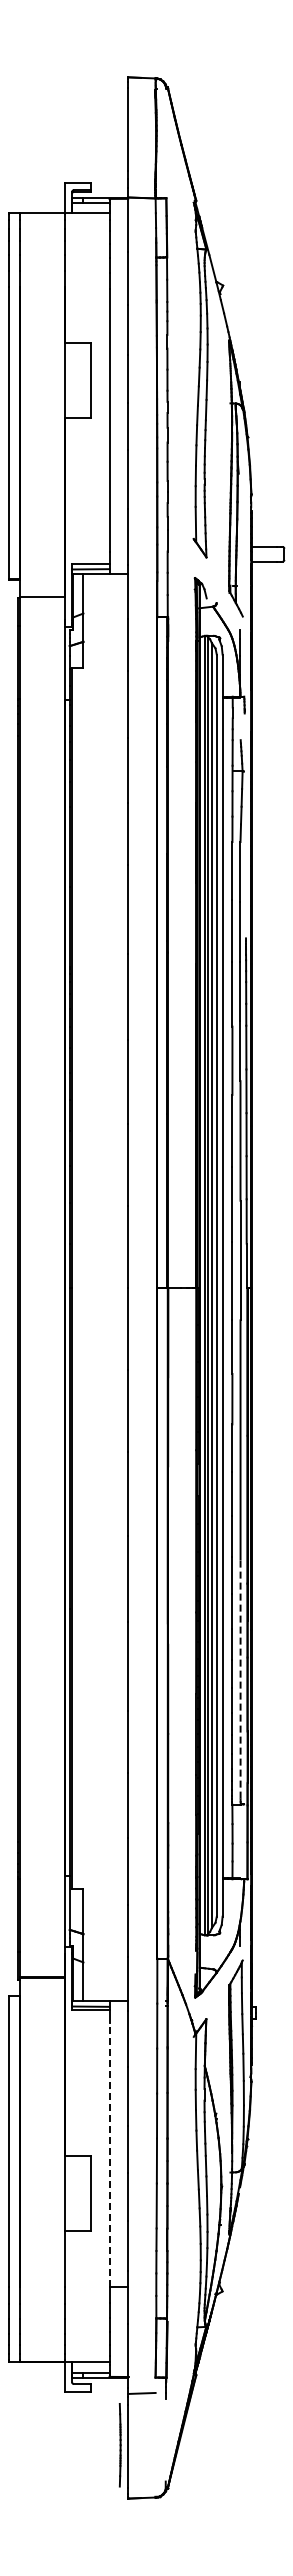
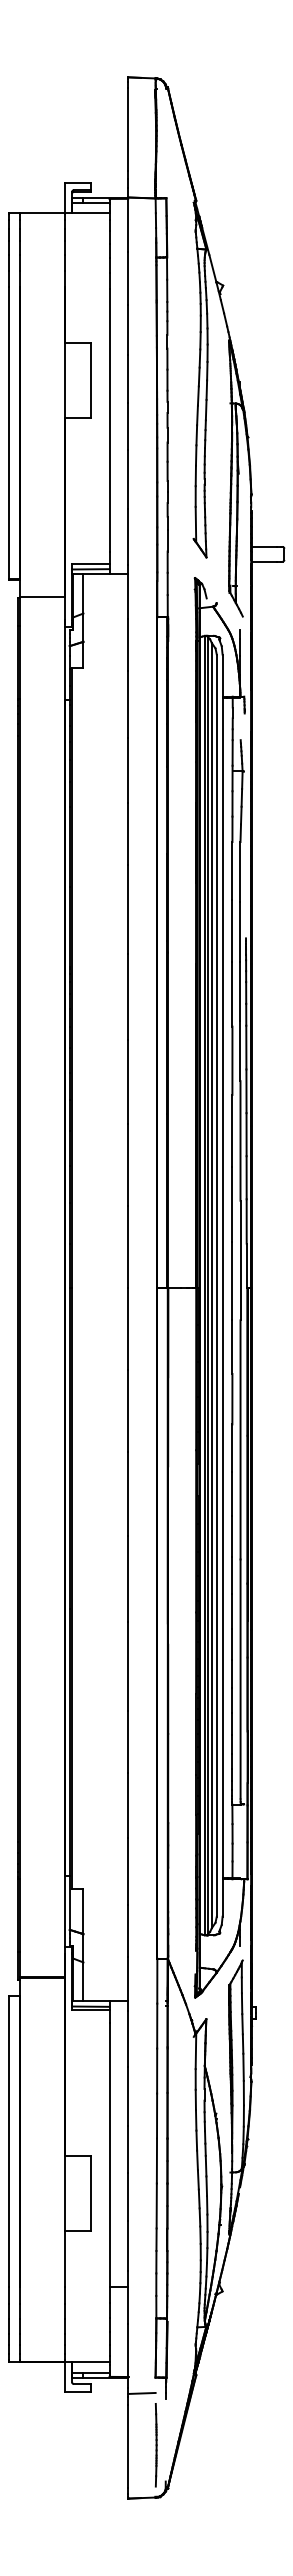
line: dashed -> solid (240, 1679)
line: dashed -> solid (109, 2155)
line position: (119, 2445) -> (155, 2445) (155, 2445)
